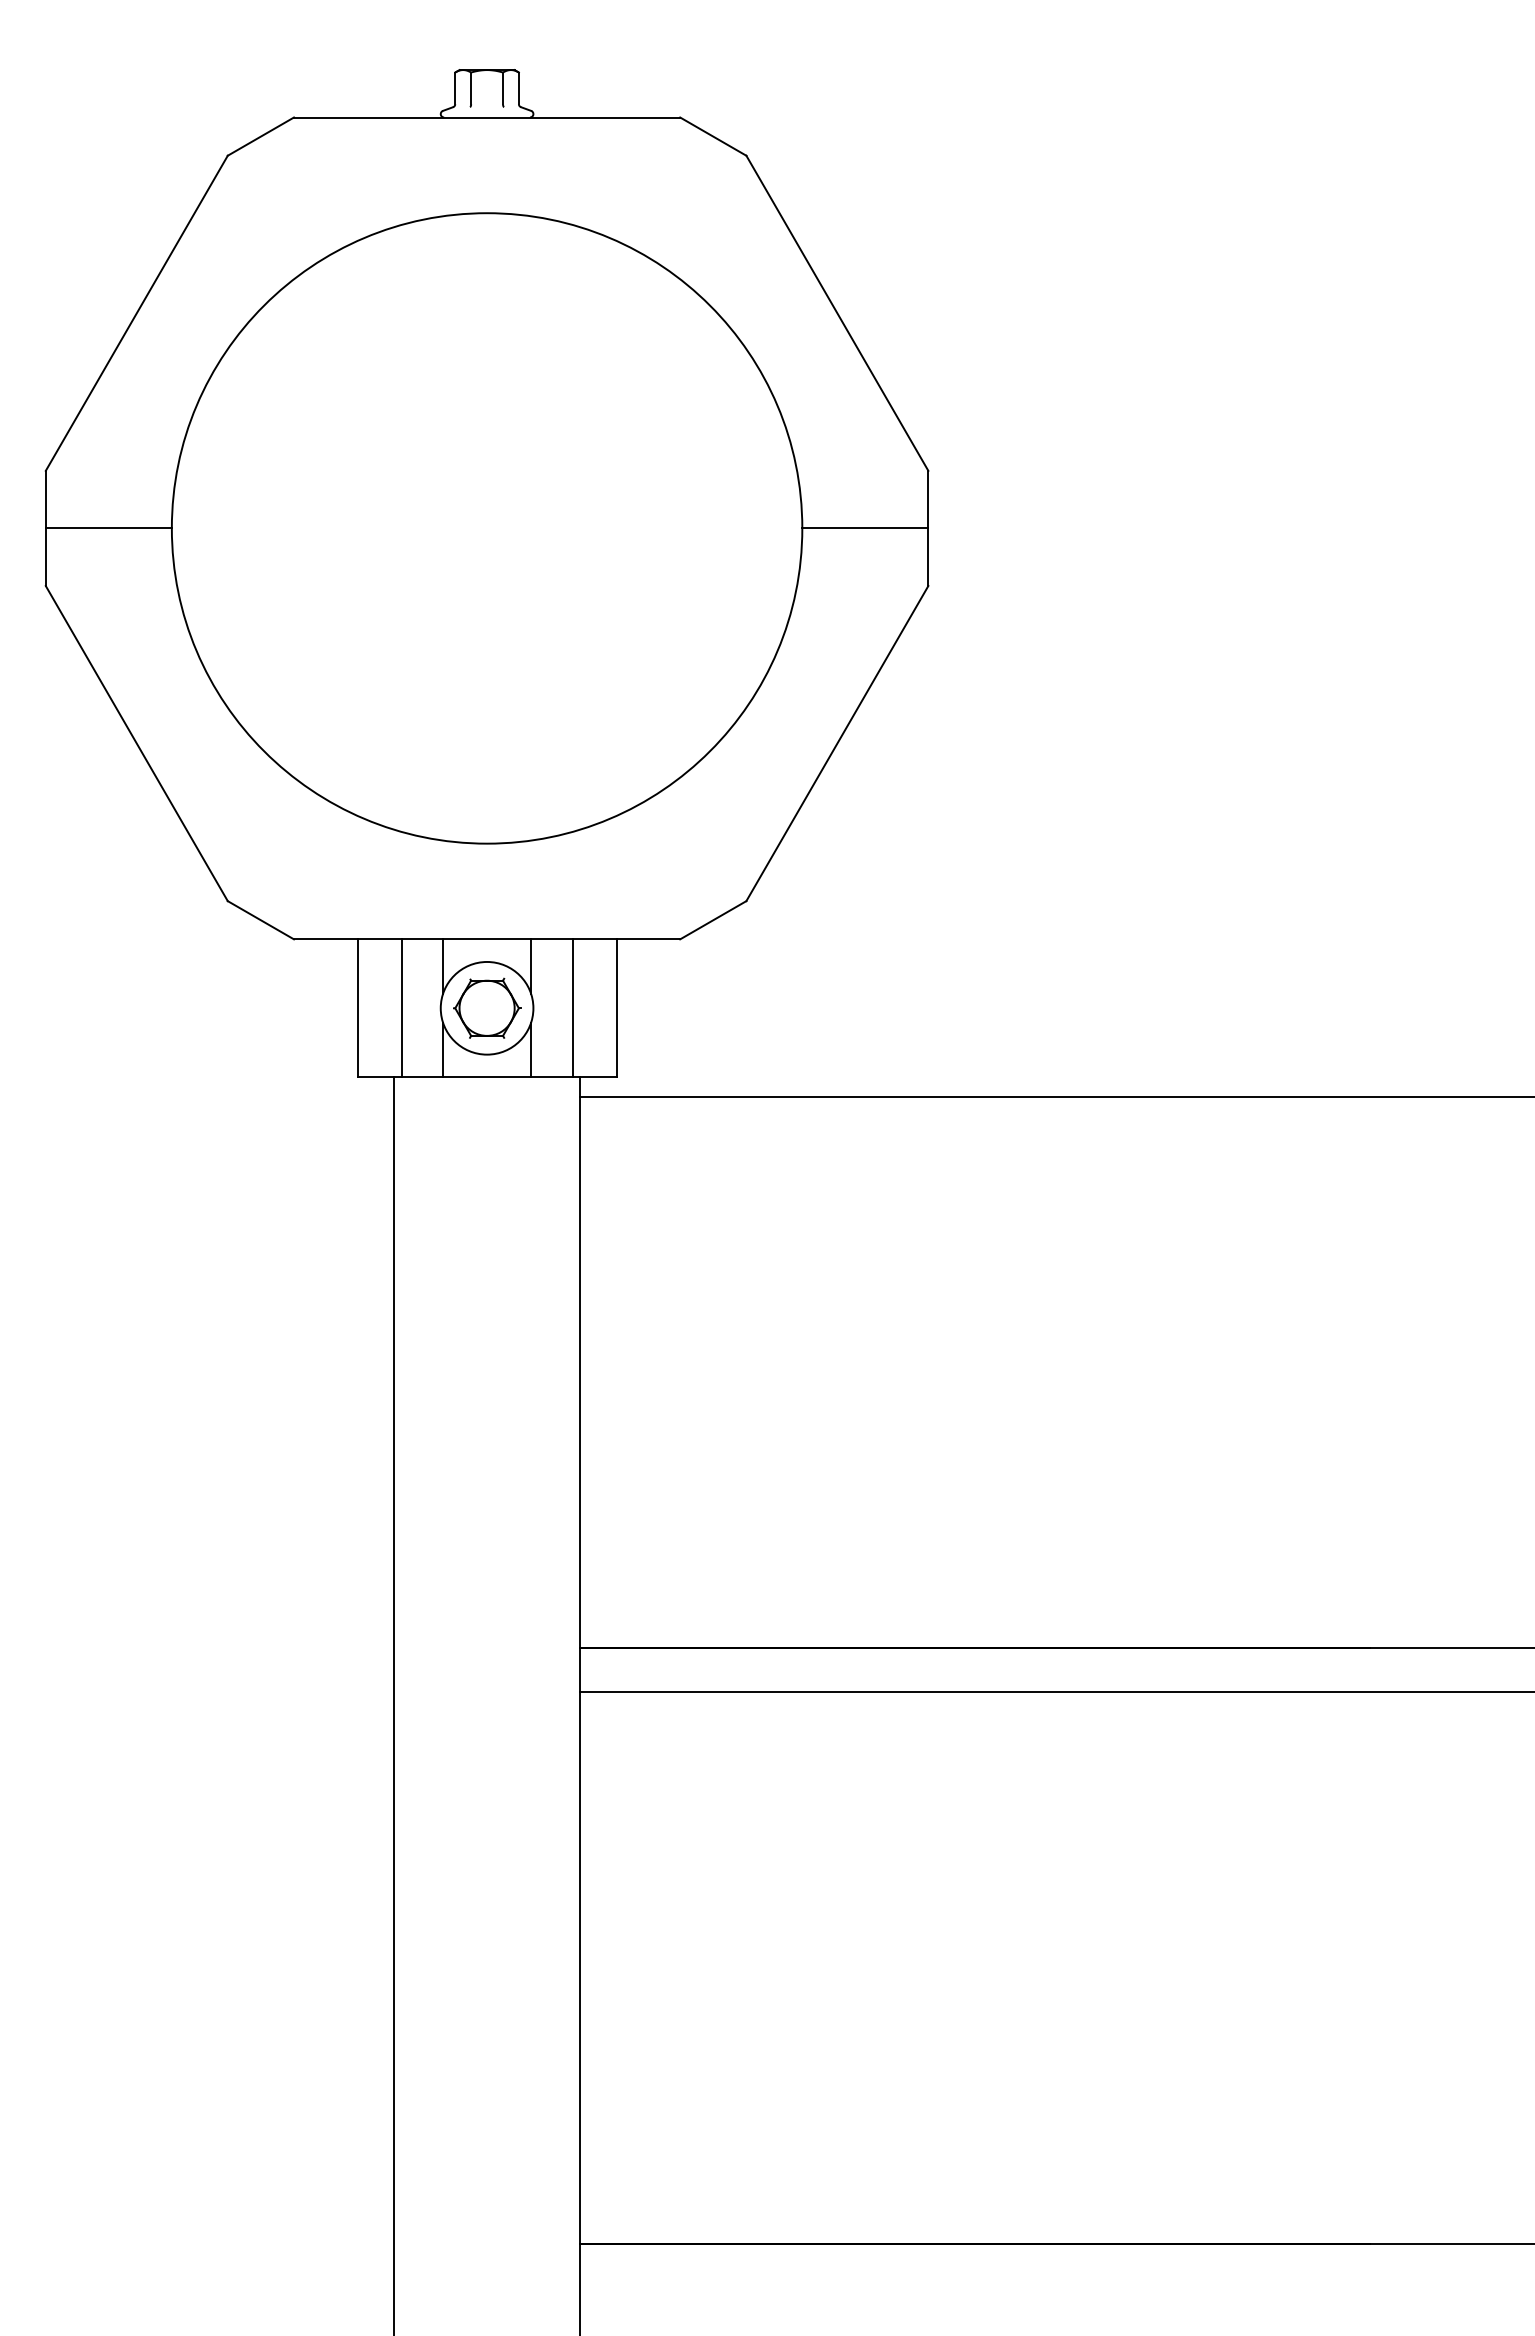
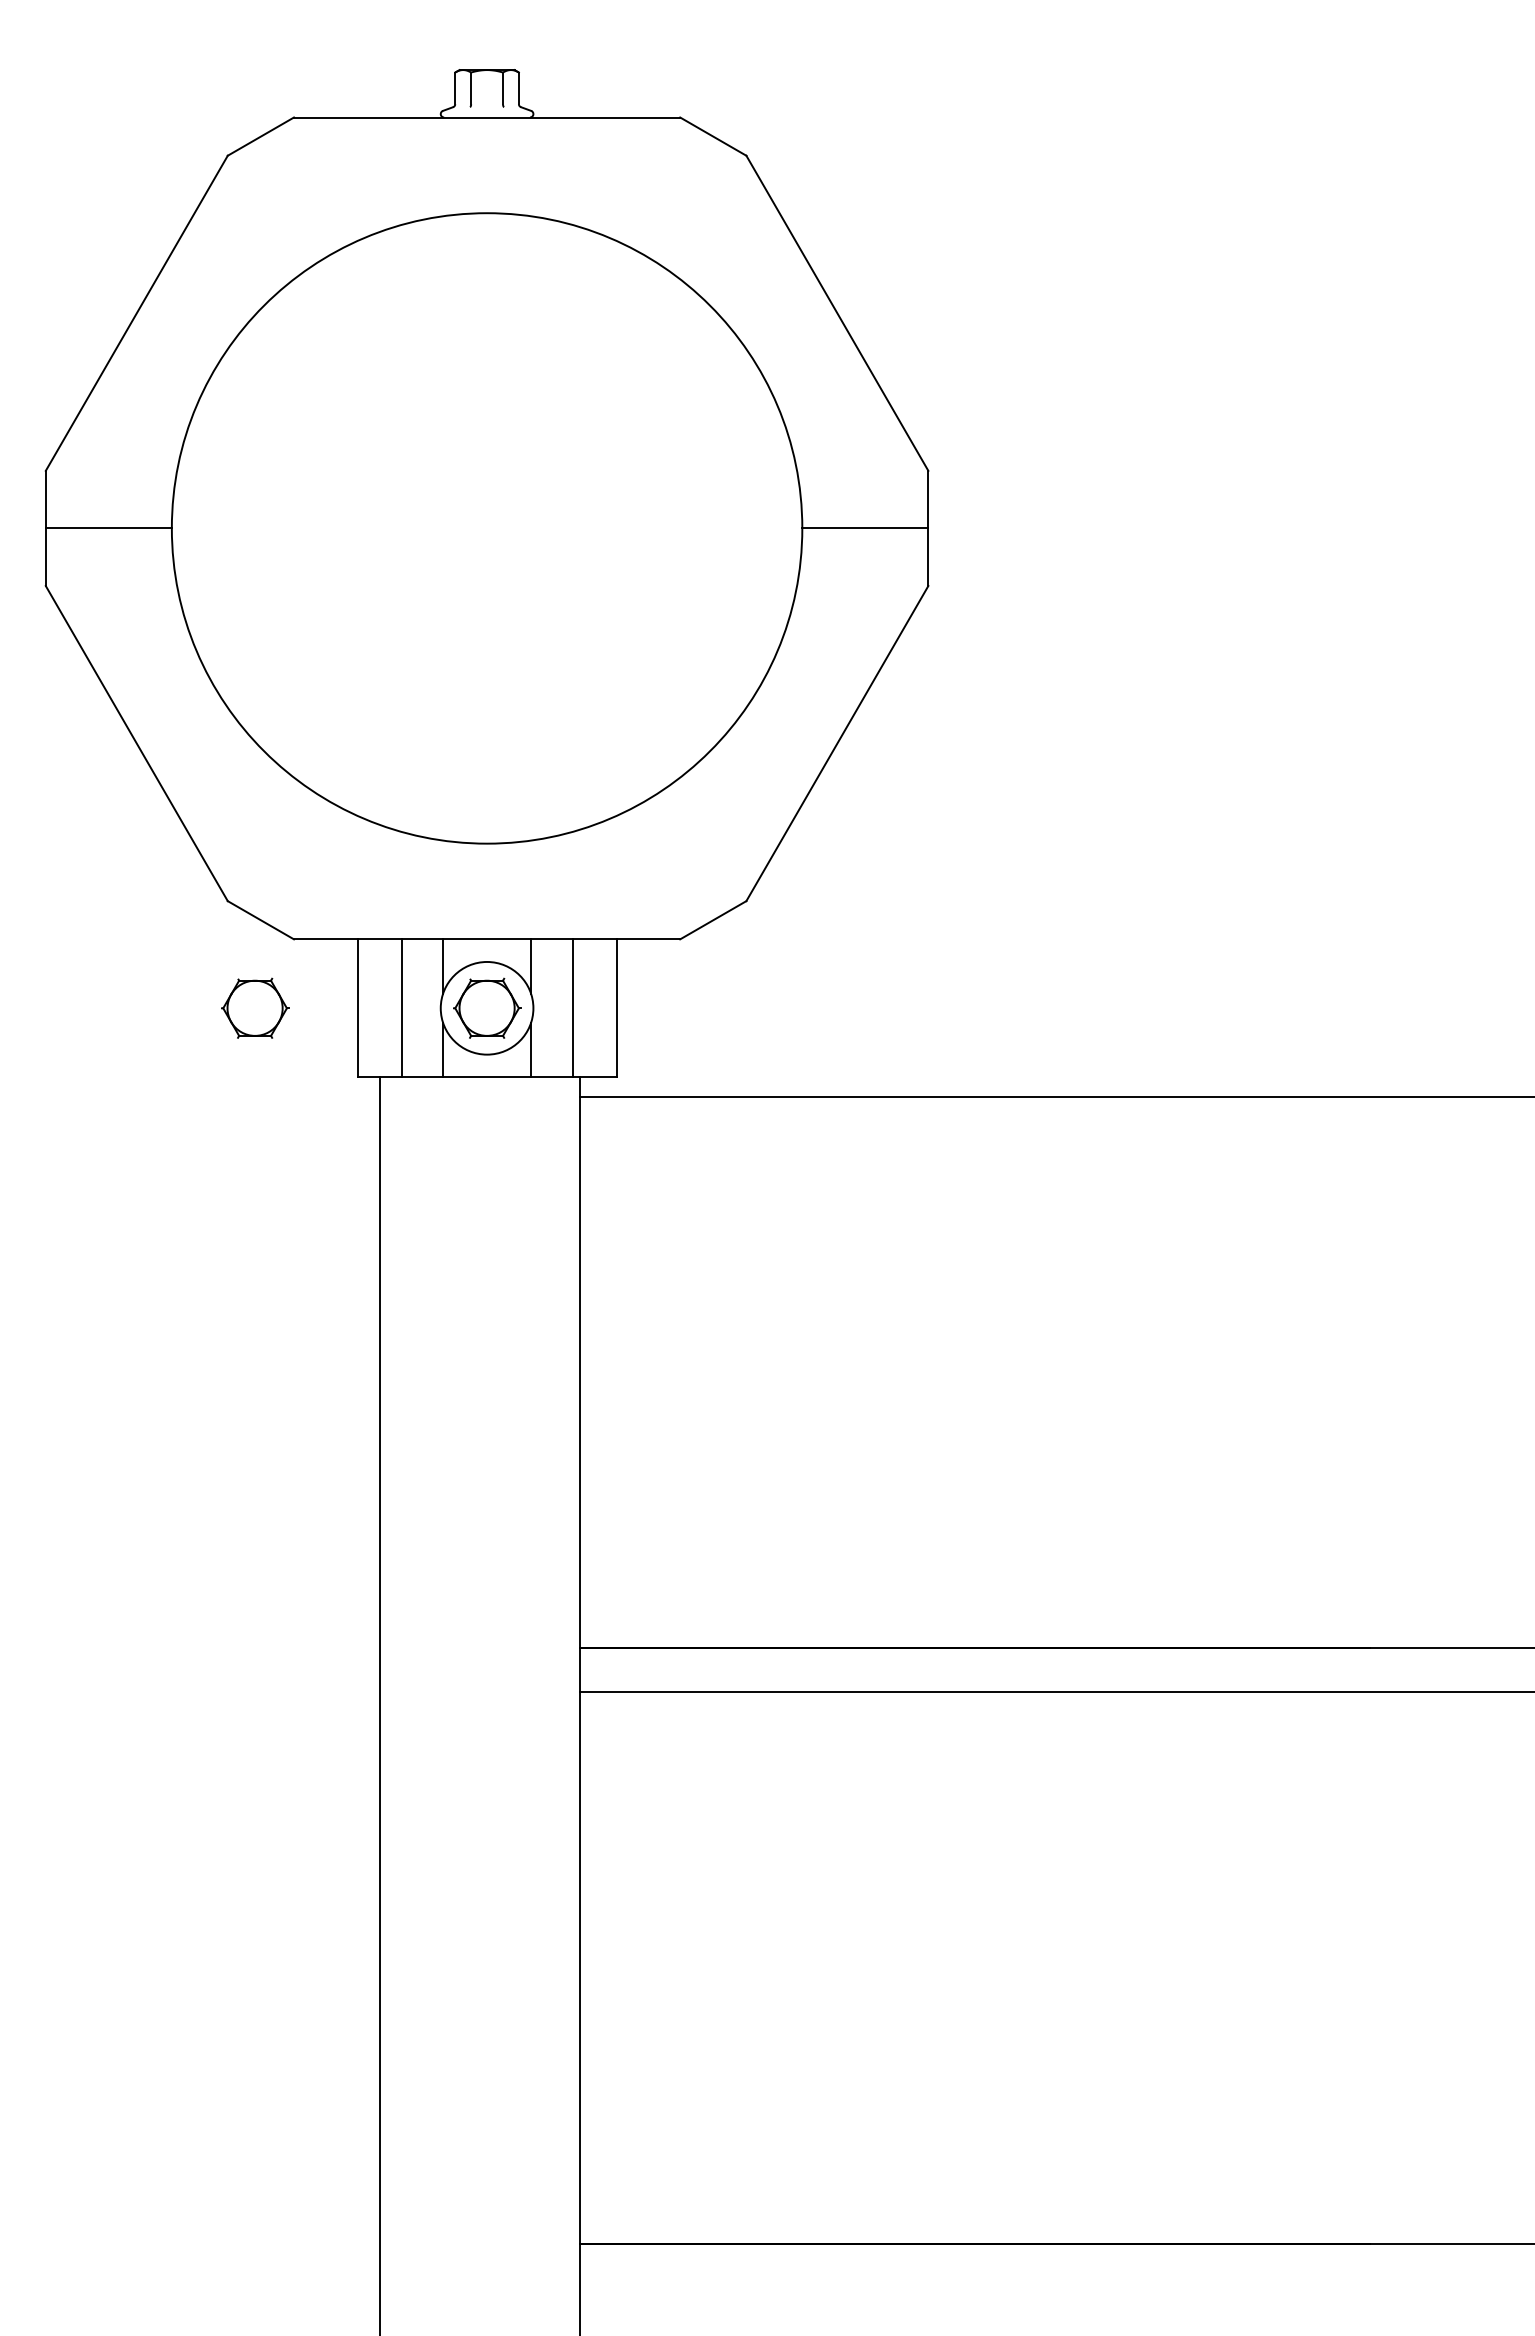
part: none -> present (255, 1007)
line position: (394, 1704) -> (380, 1704) (380, 1704)
